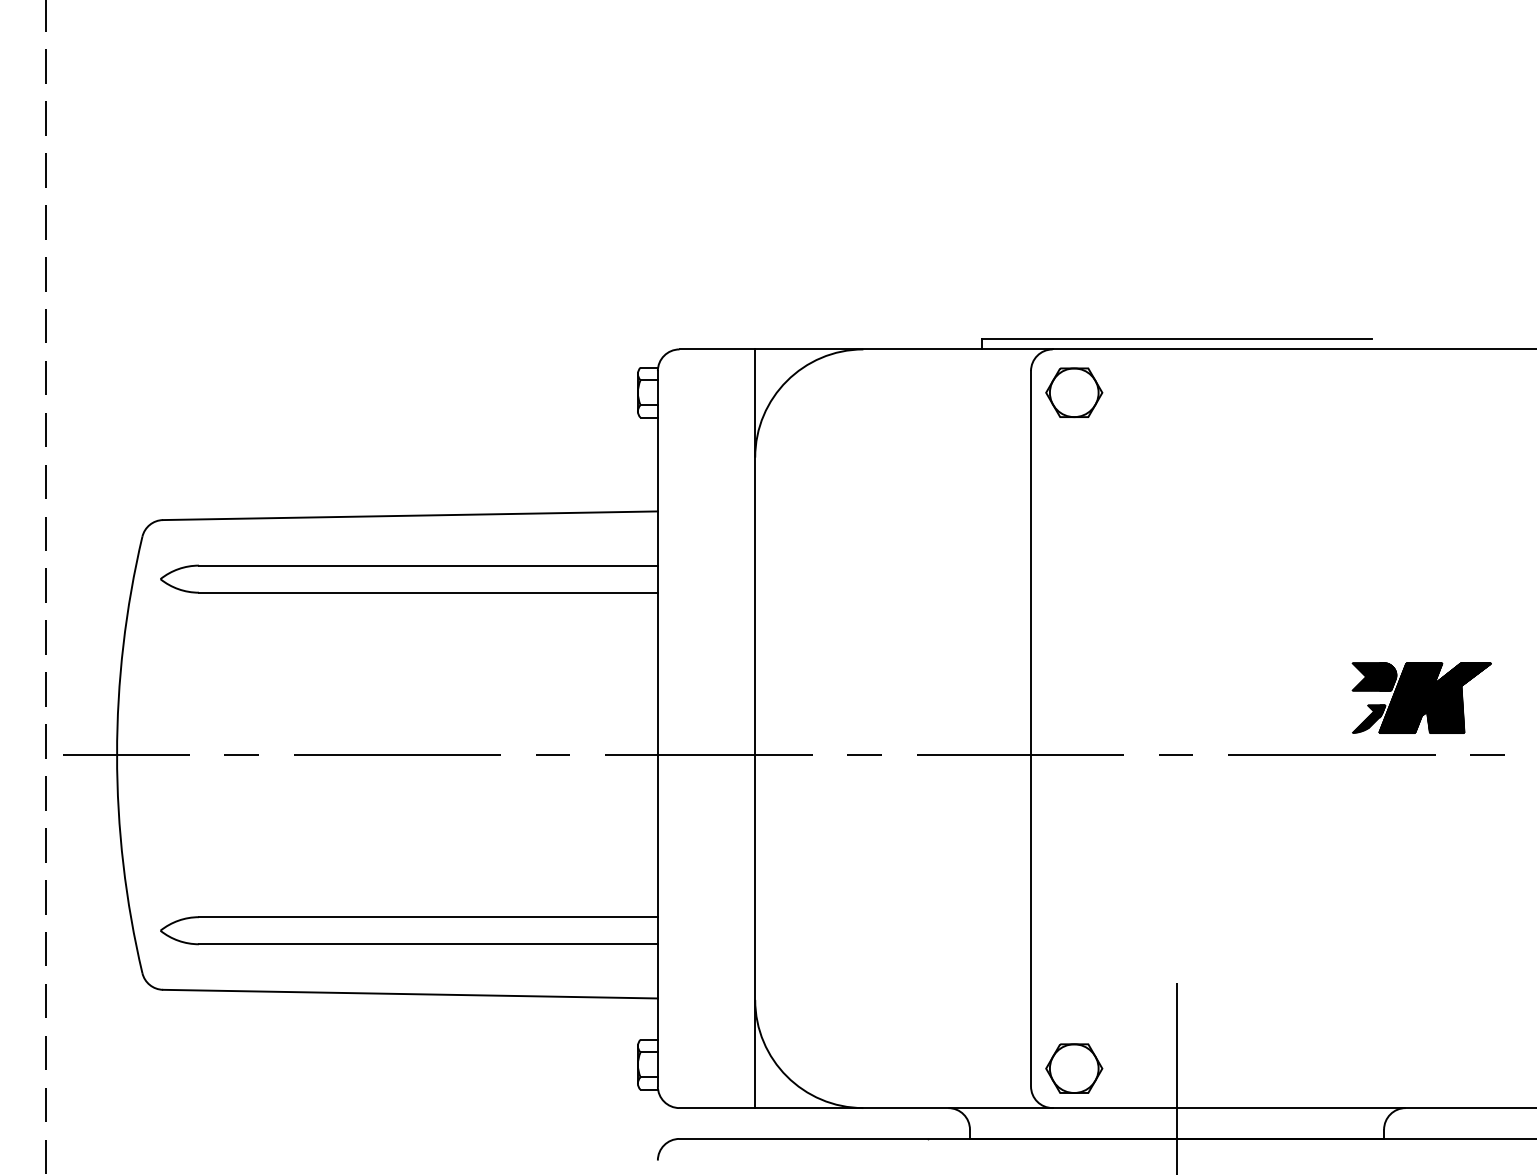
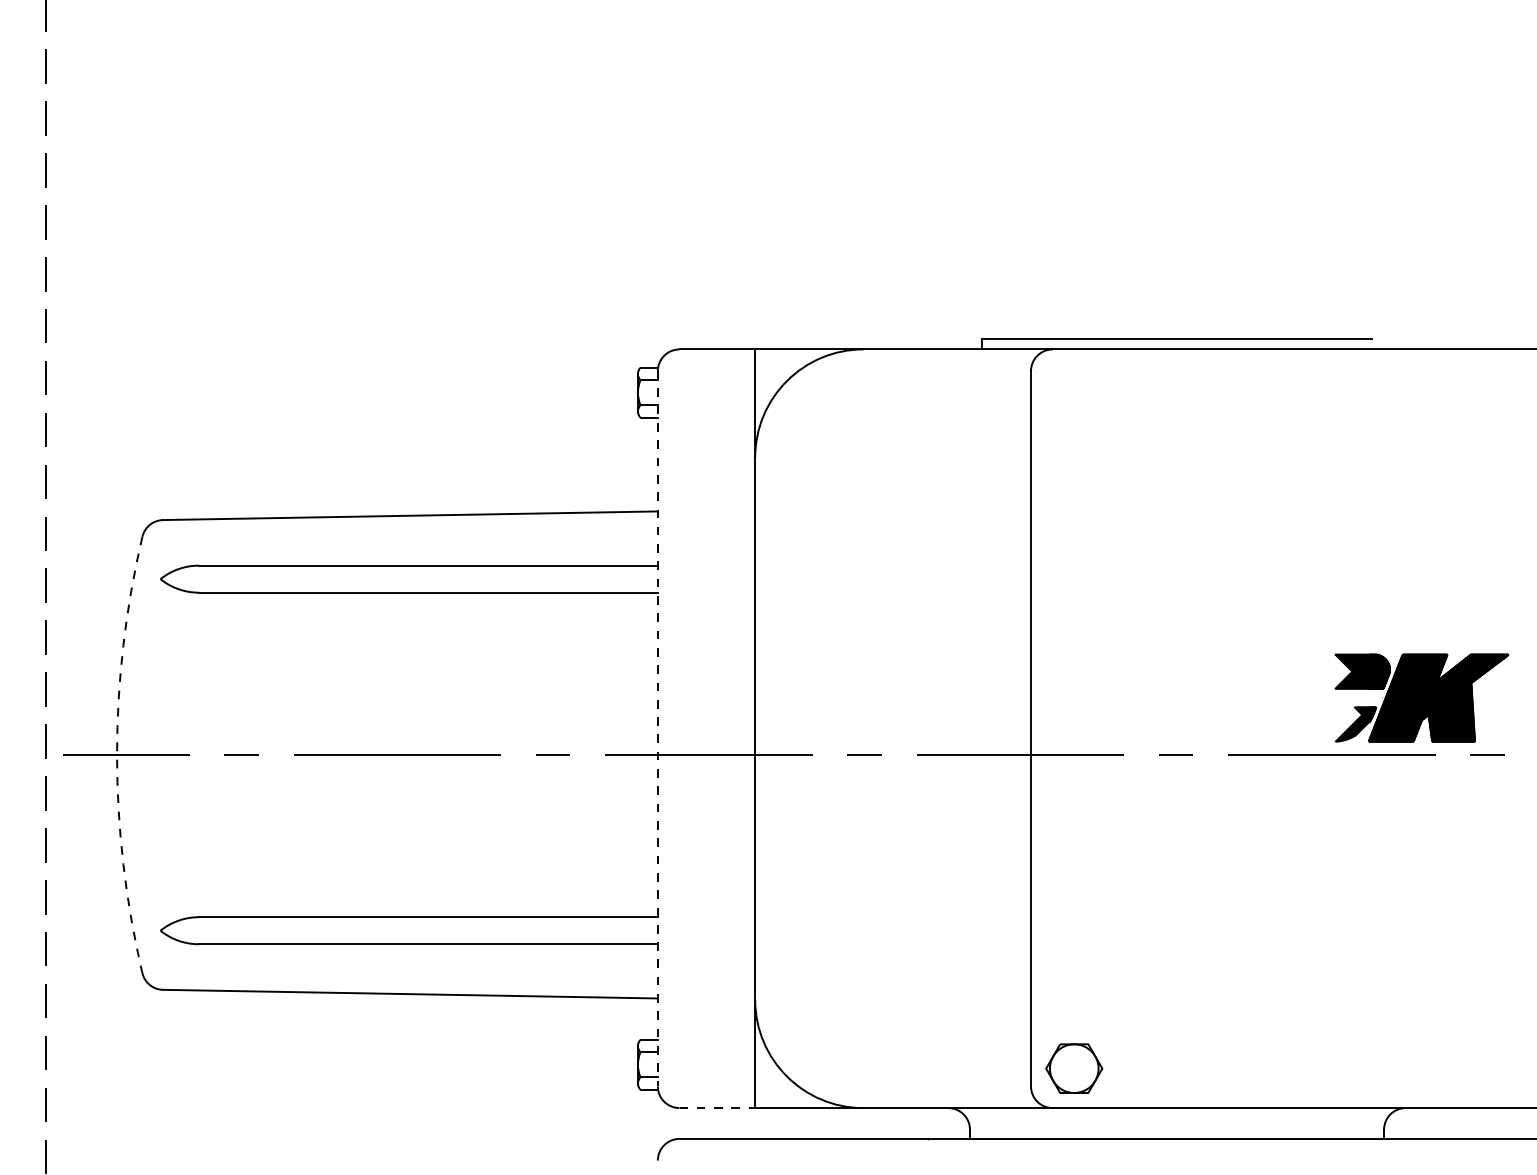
part: present -> none (1074, 392)
part size: 141x72 px -> 176x90 px (1421, 697)
line: solid -> dashed (657, 728)
arc: solid -> dashed (117, 754)
line: present -> none (1177, 1076)
line: solid -> dashed (717, 1108)
